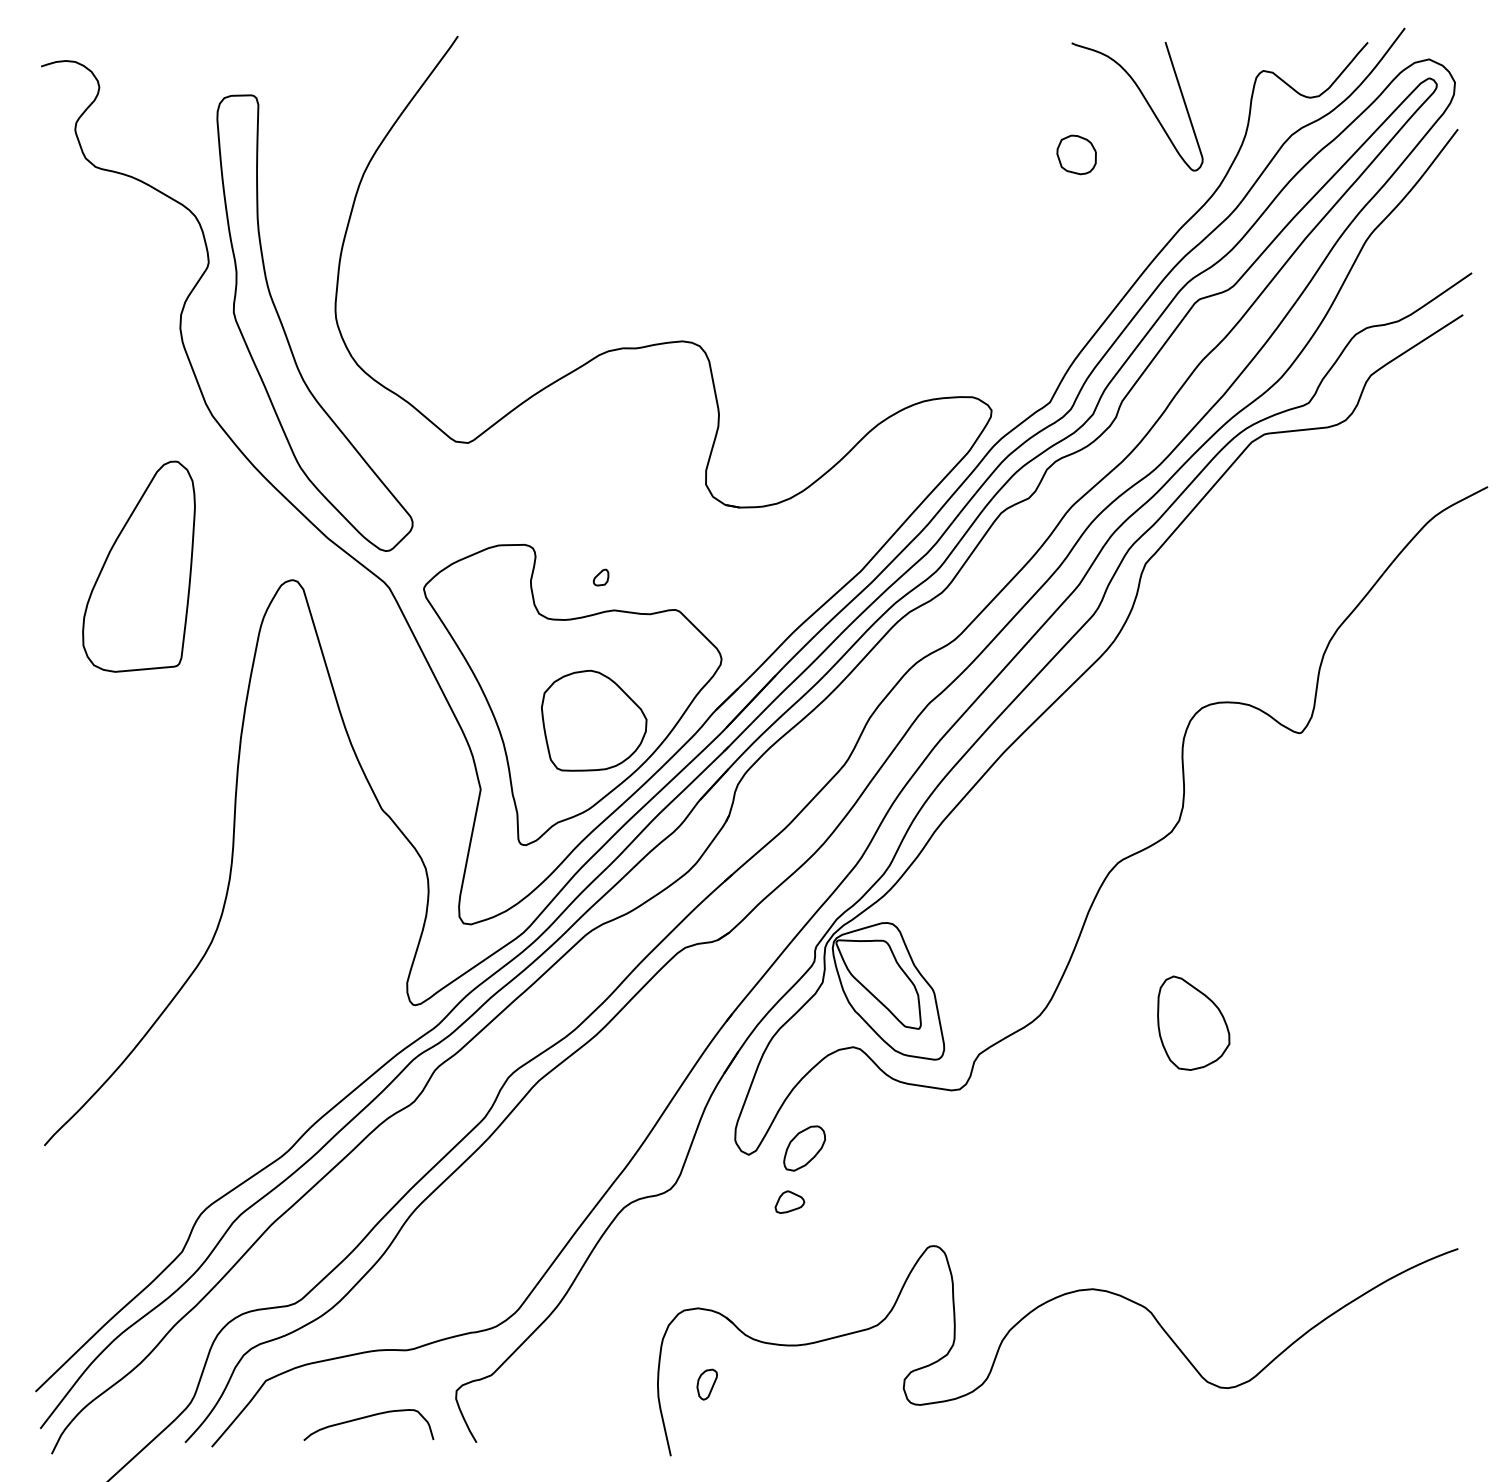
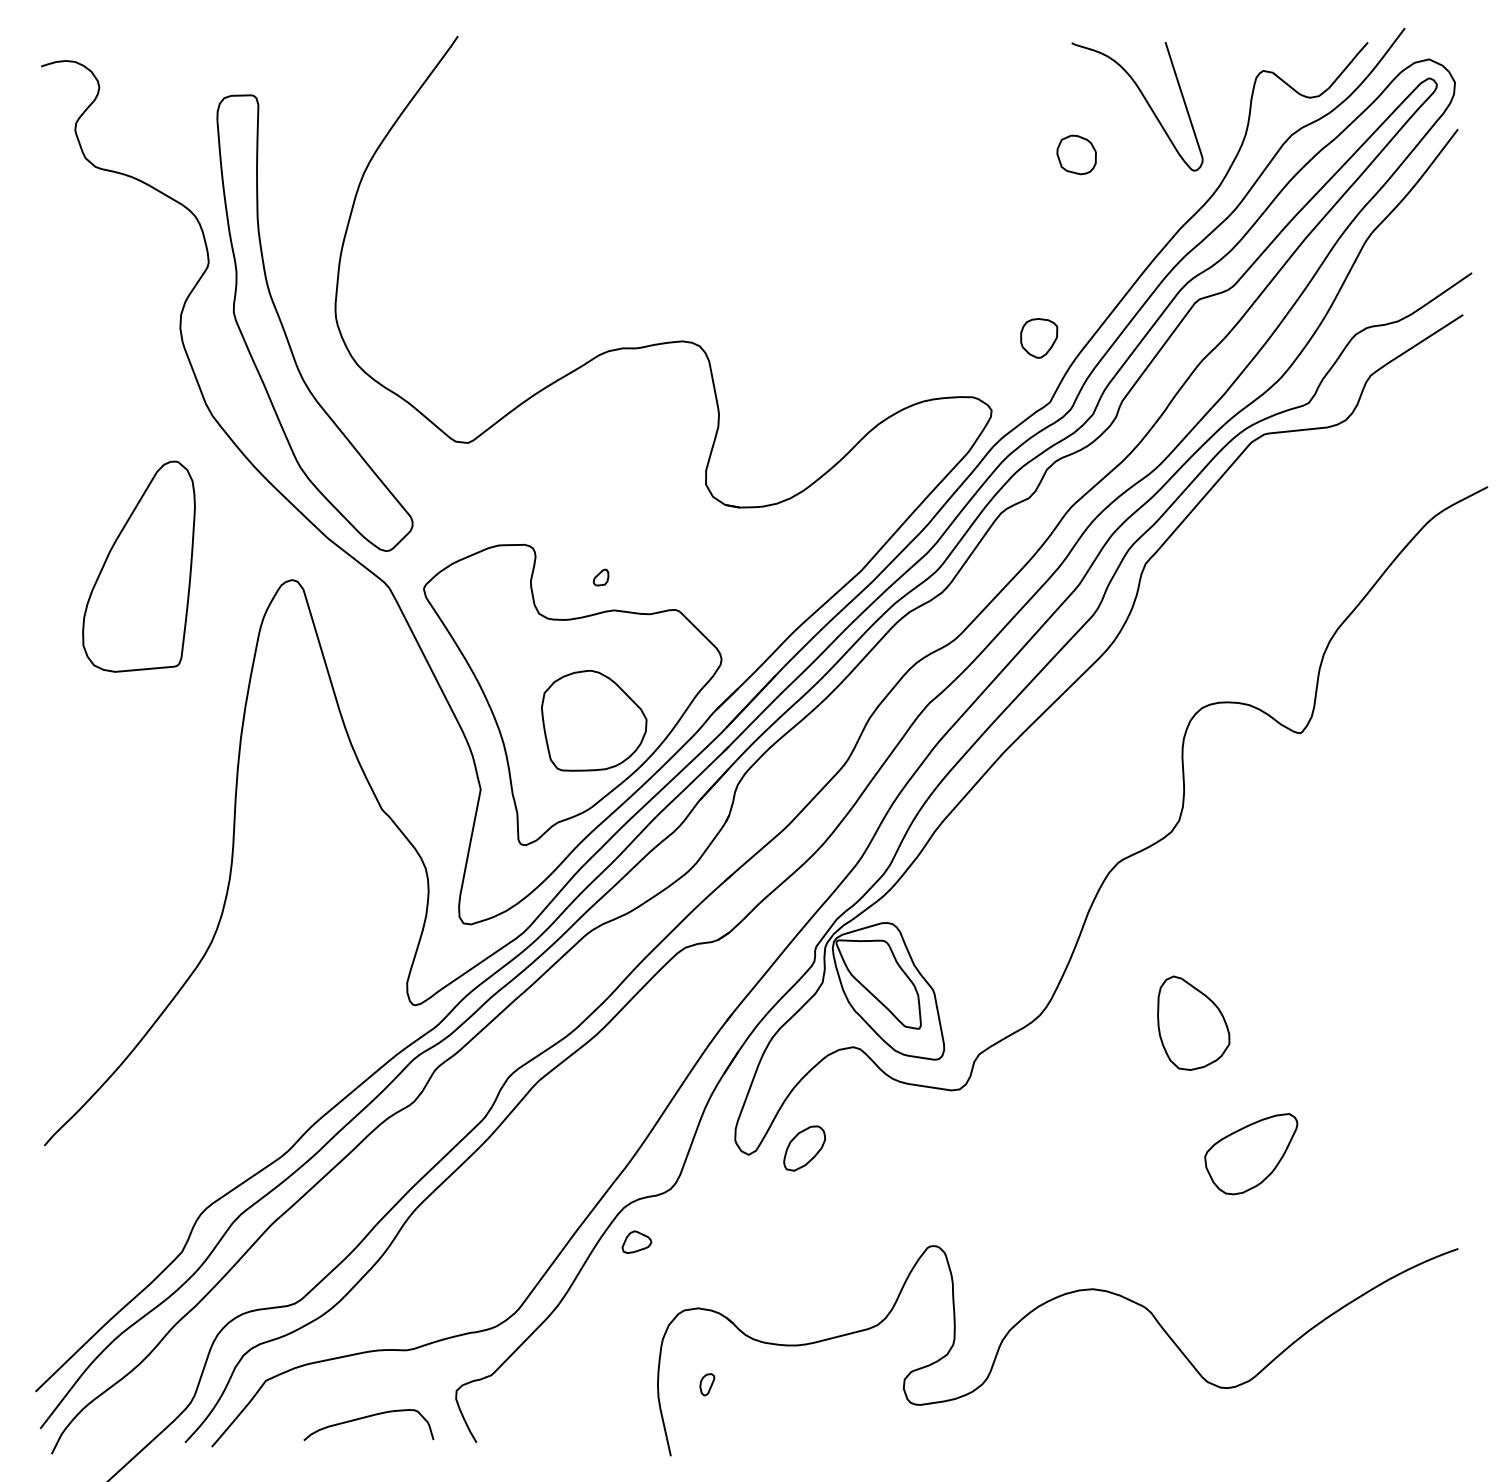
part: none -> present (1039, 338)
part: none -> present (1251, 1154)
part position: (789, 1201) -> (636, 1241) (636, 1241)
part size: 22x33 px -> 17x24 px (707, 1384)
